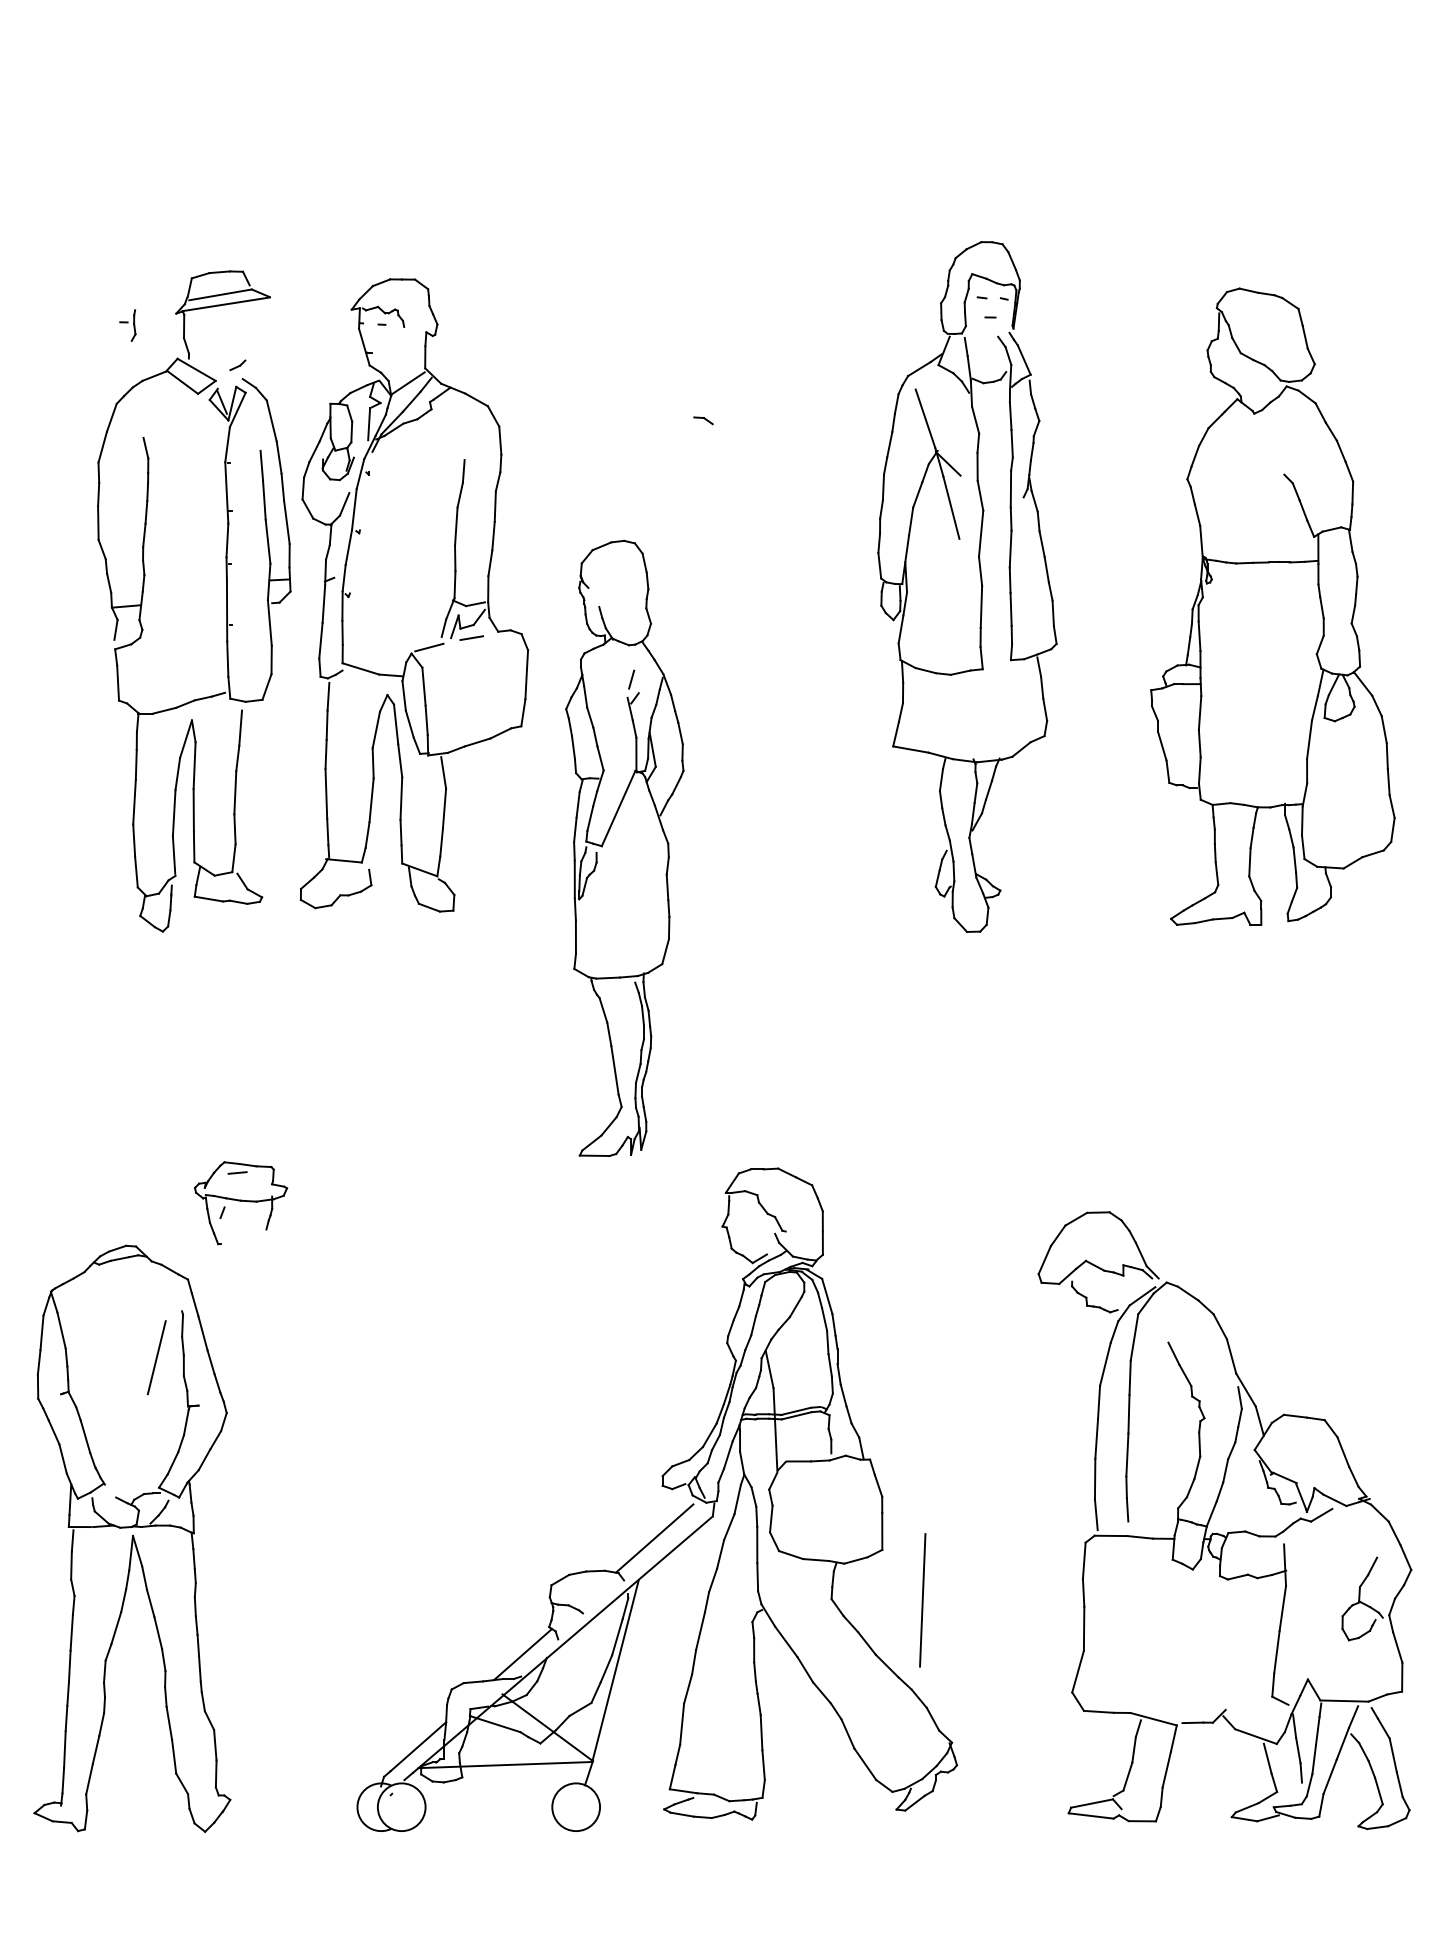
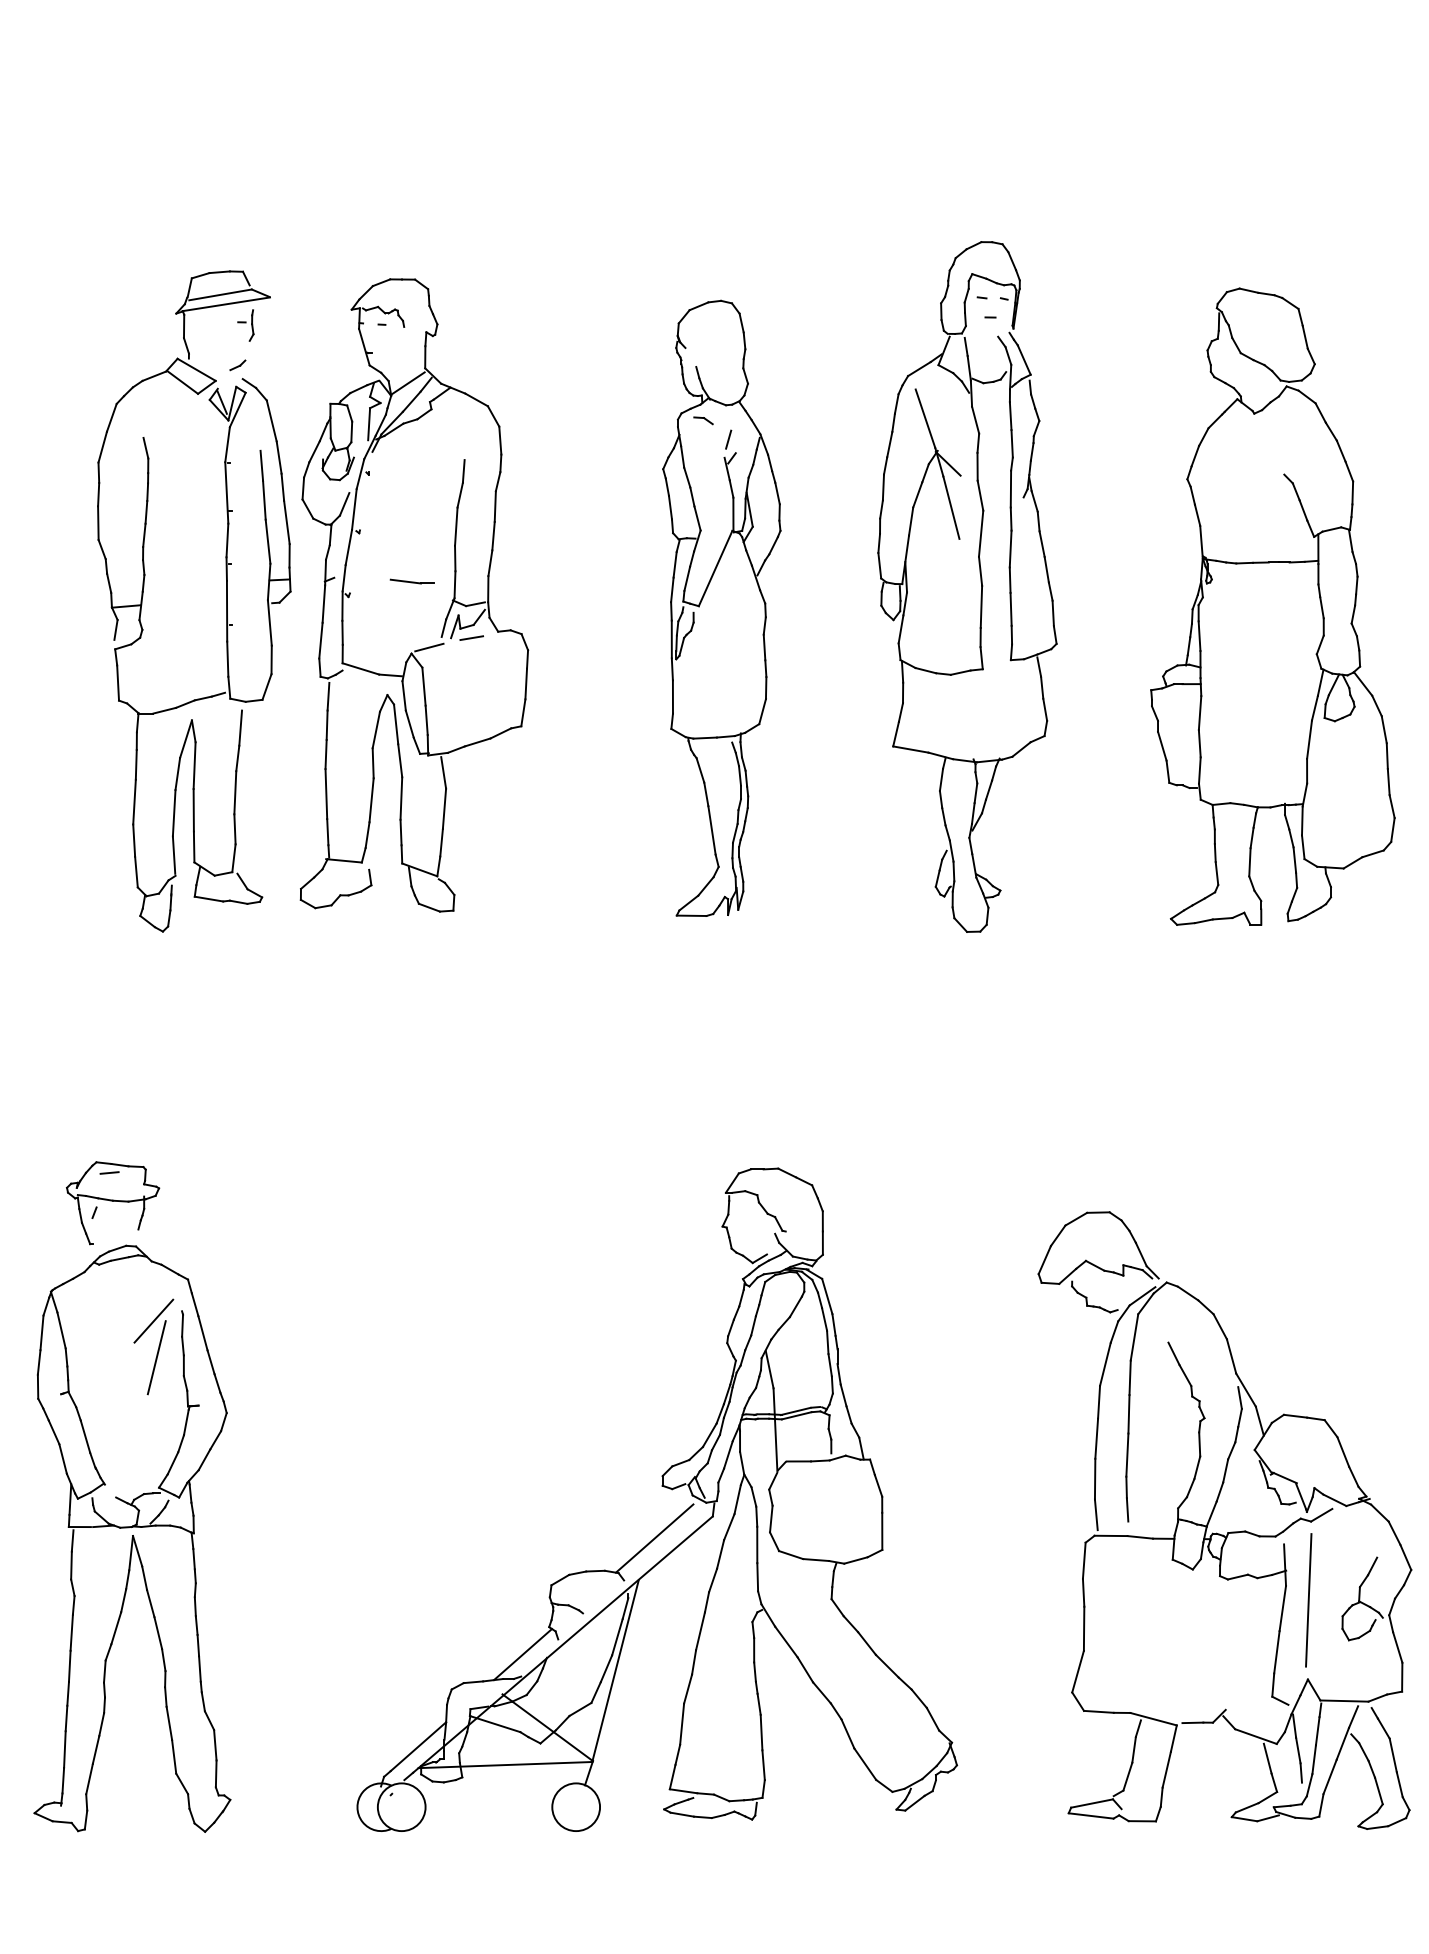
part position: (127, 325) -> (245, 325) (245, 325)
part: none -> present (411, 581)
part position: (624, 847) -> (721, 607) (721, 607)
part position: (241, 1203) -> (113, 1203) (113, 1203)
line: none -> present (153, 1320)
line position: (922, 1600) -> (1308, 1600) (1308, 1600)
